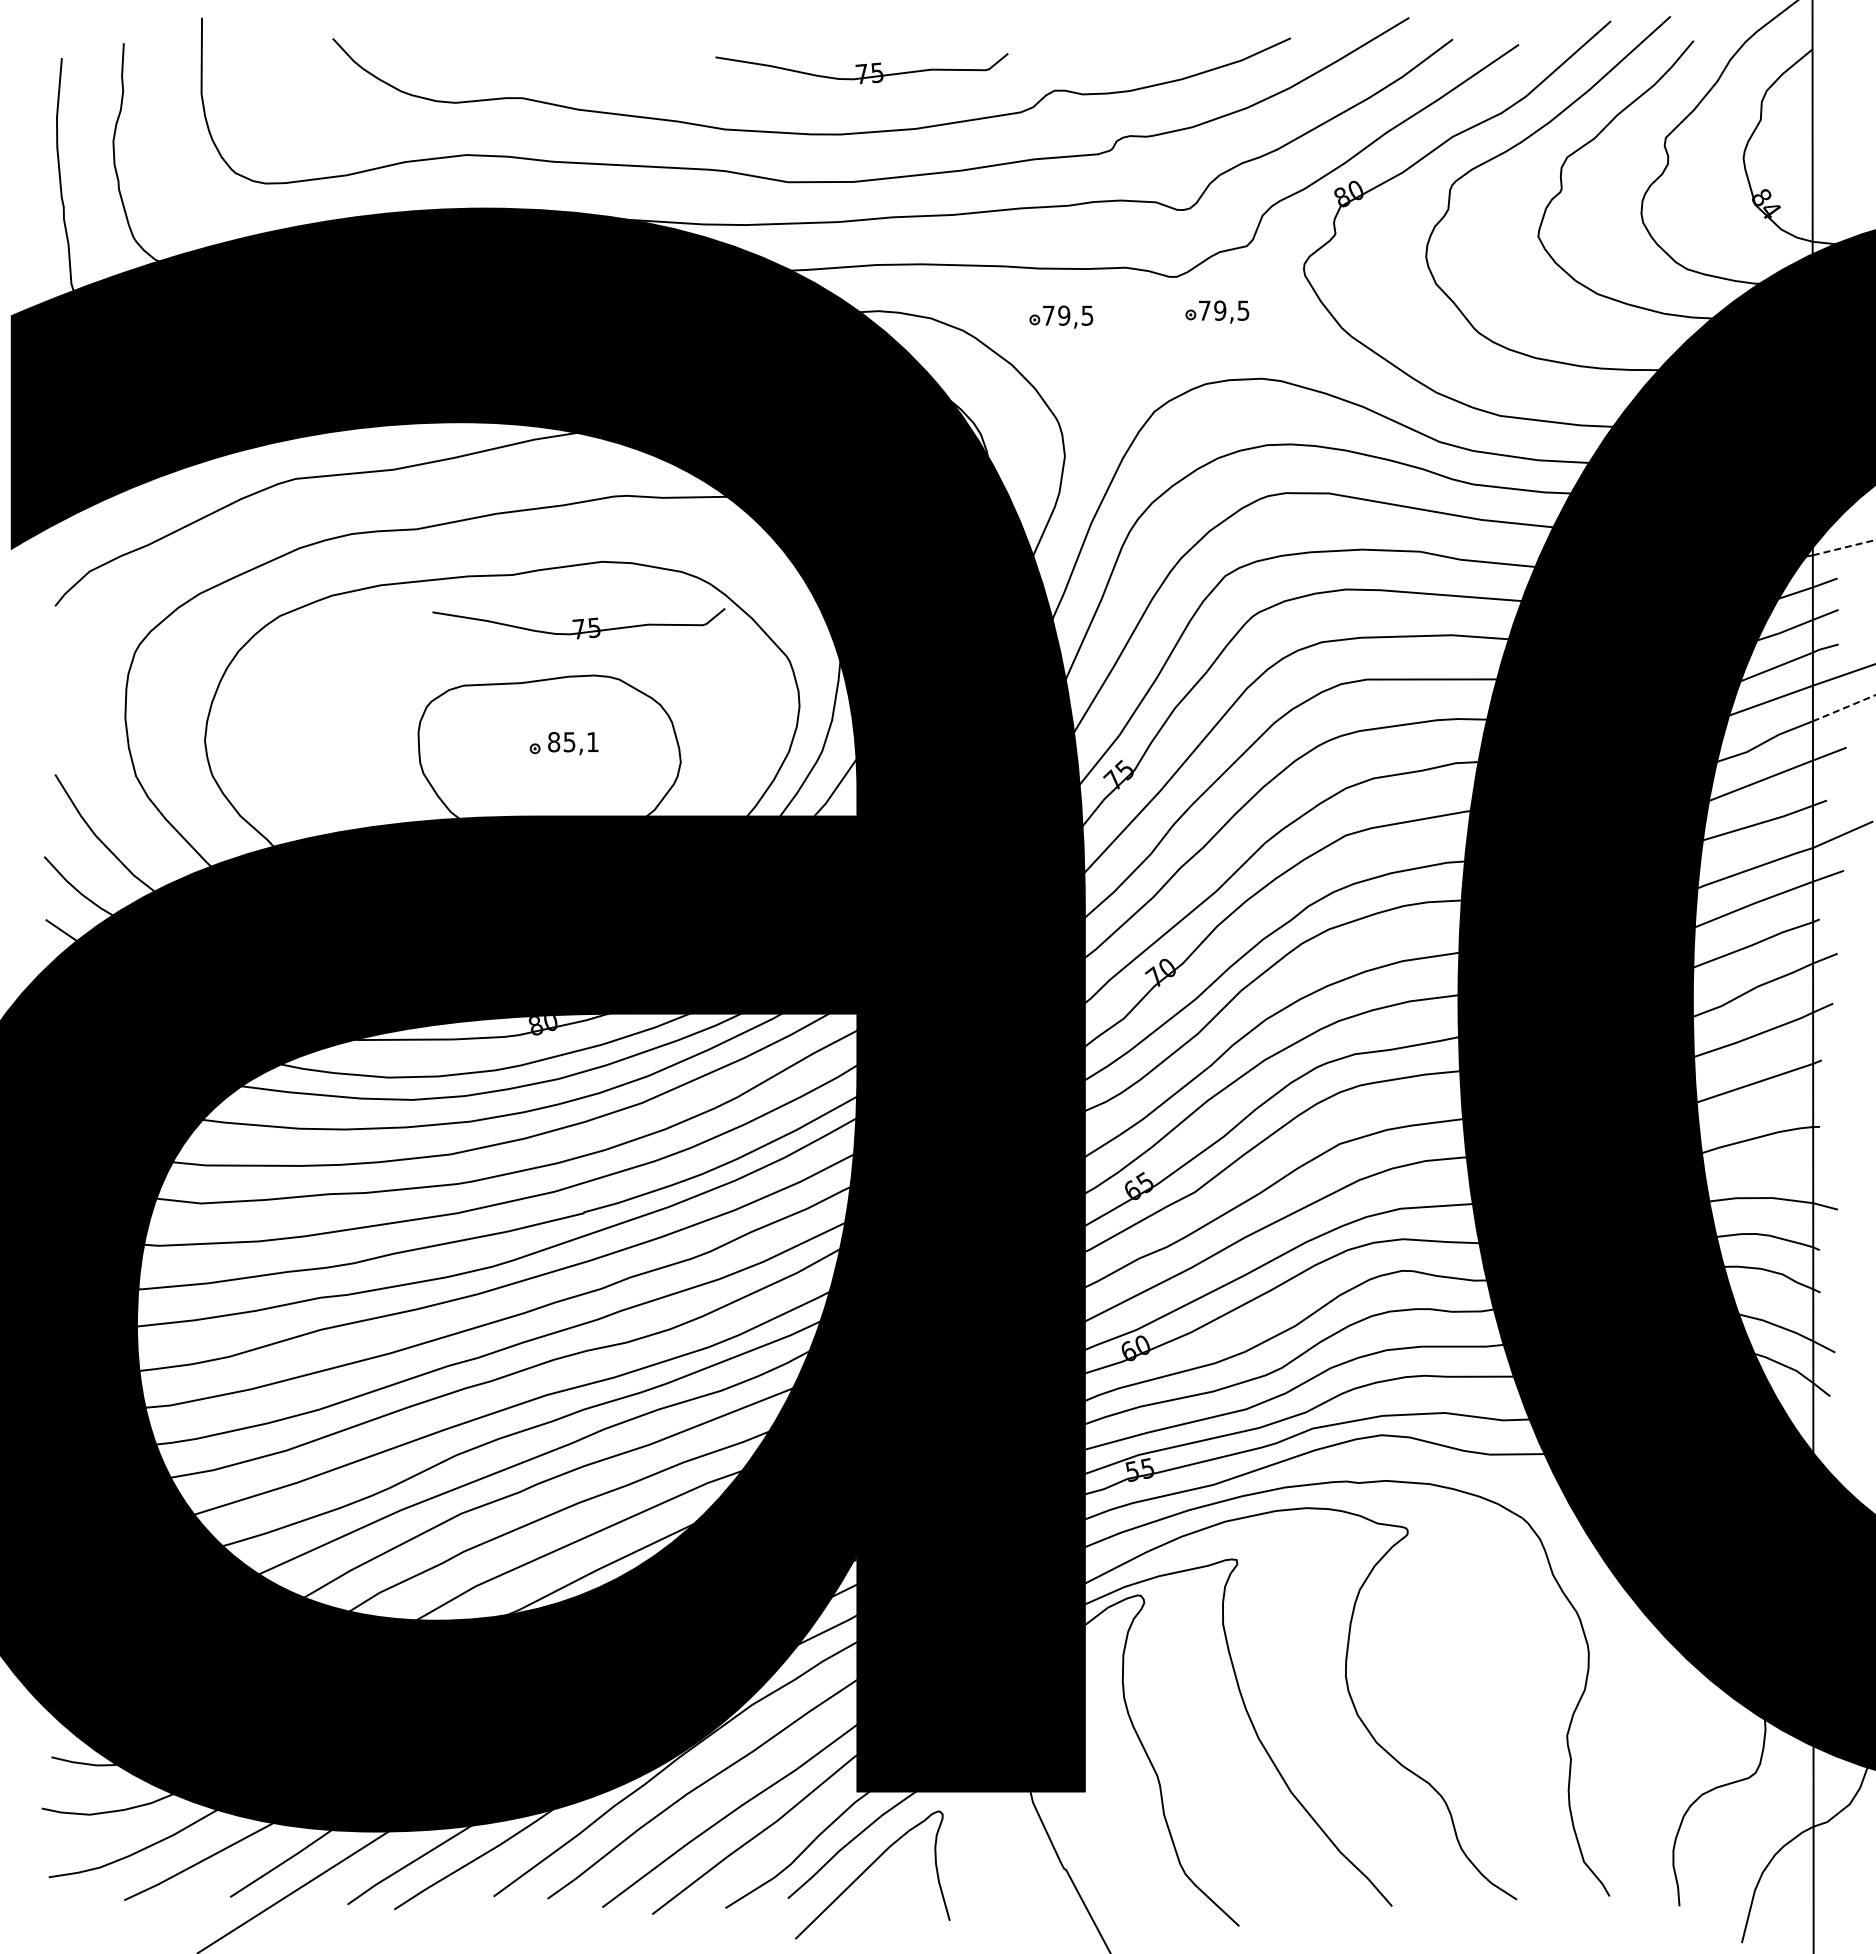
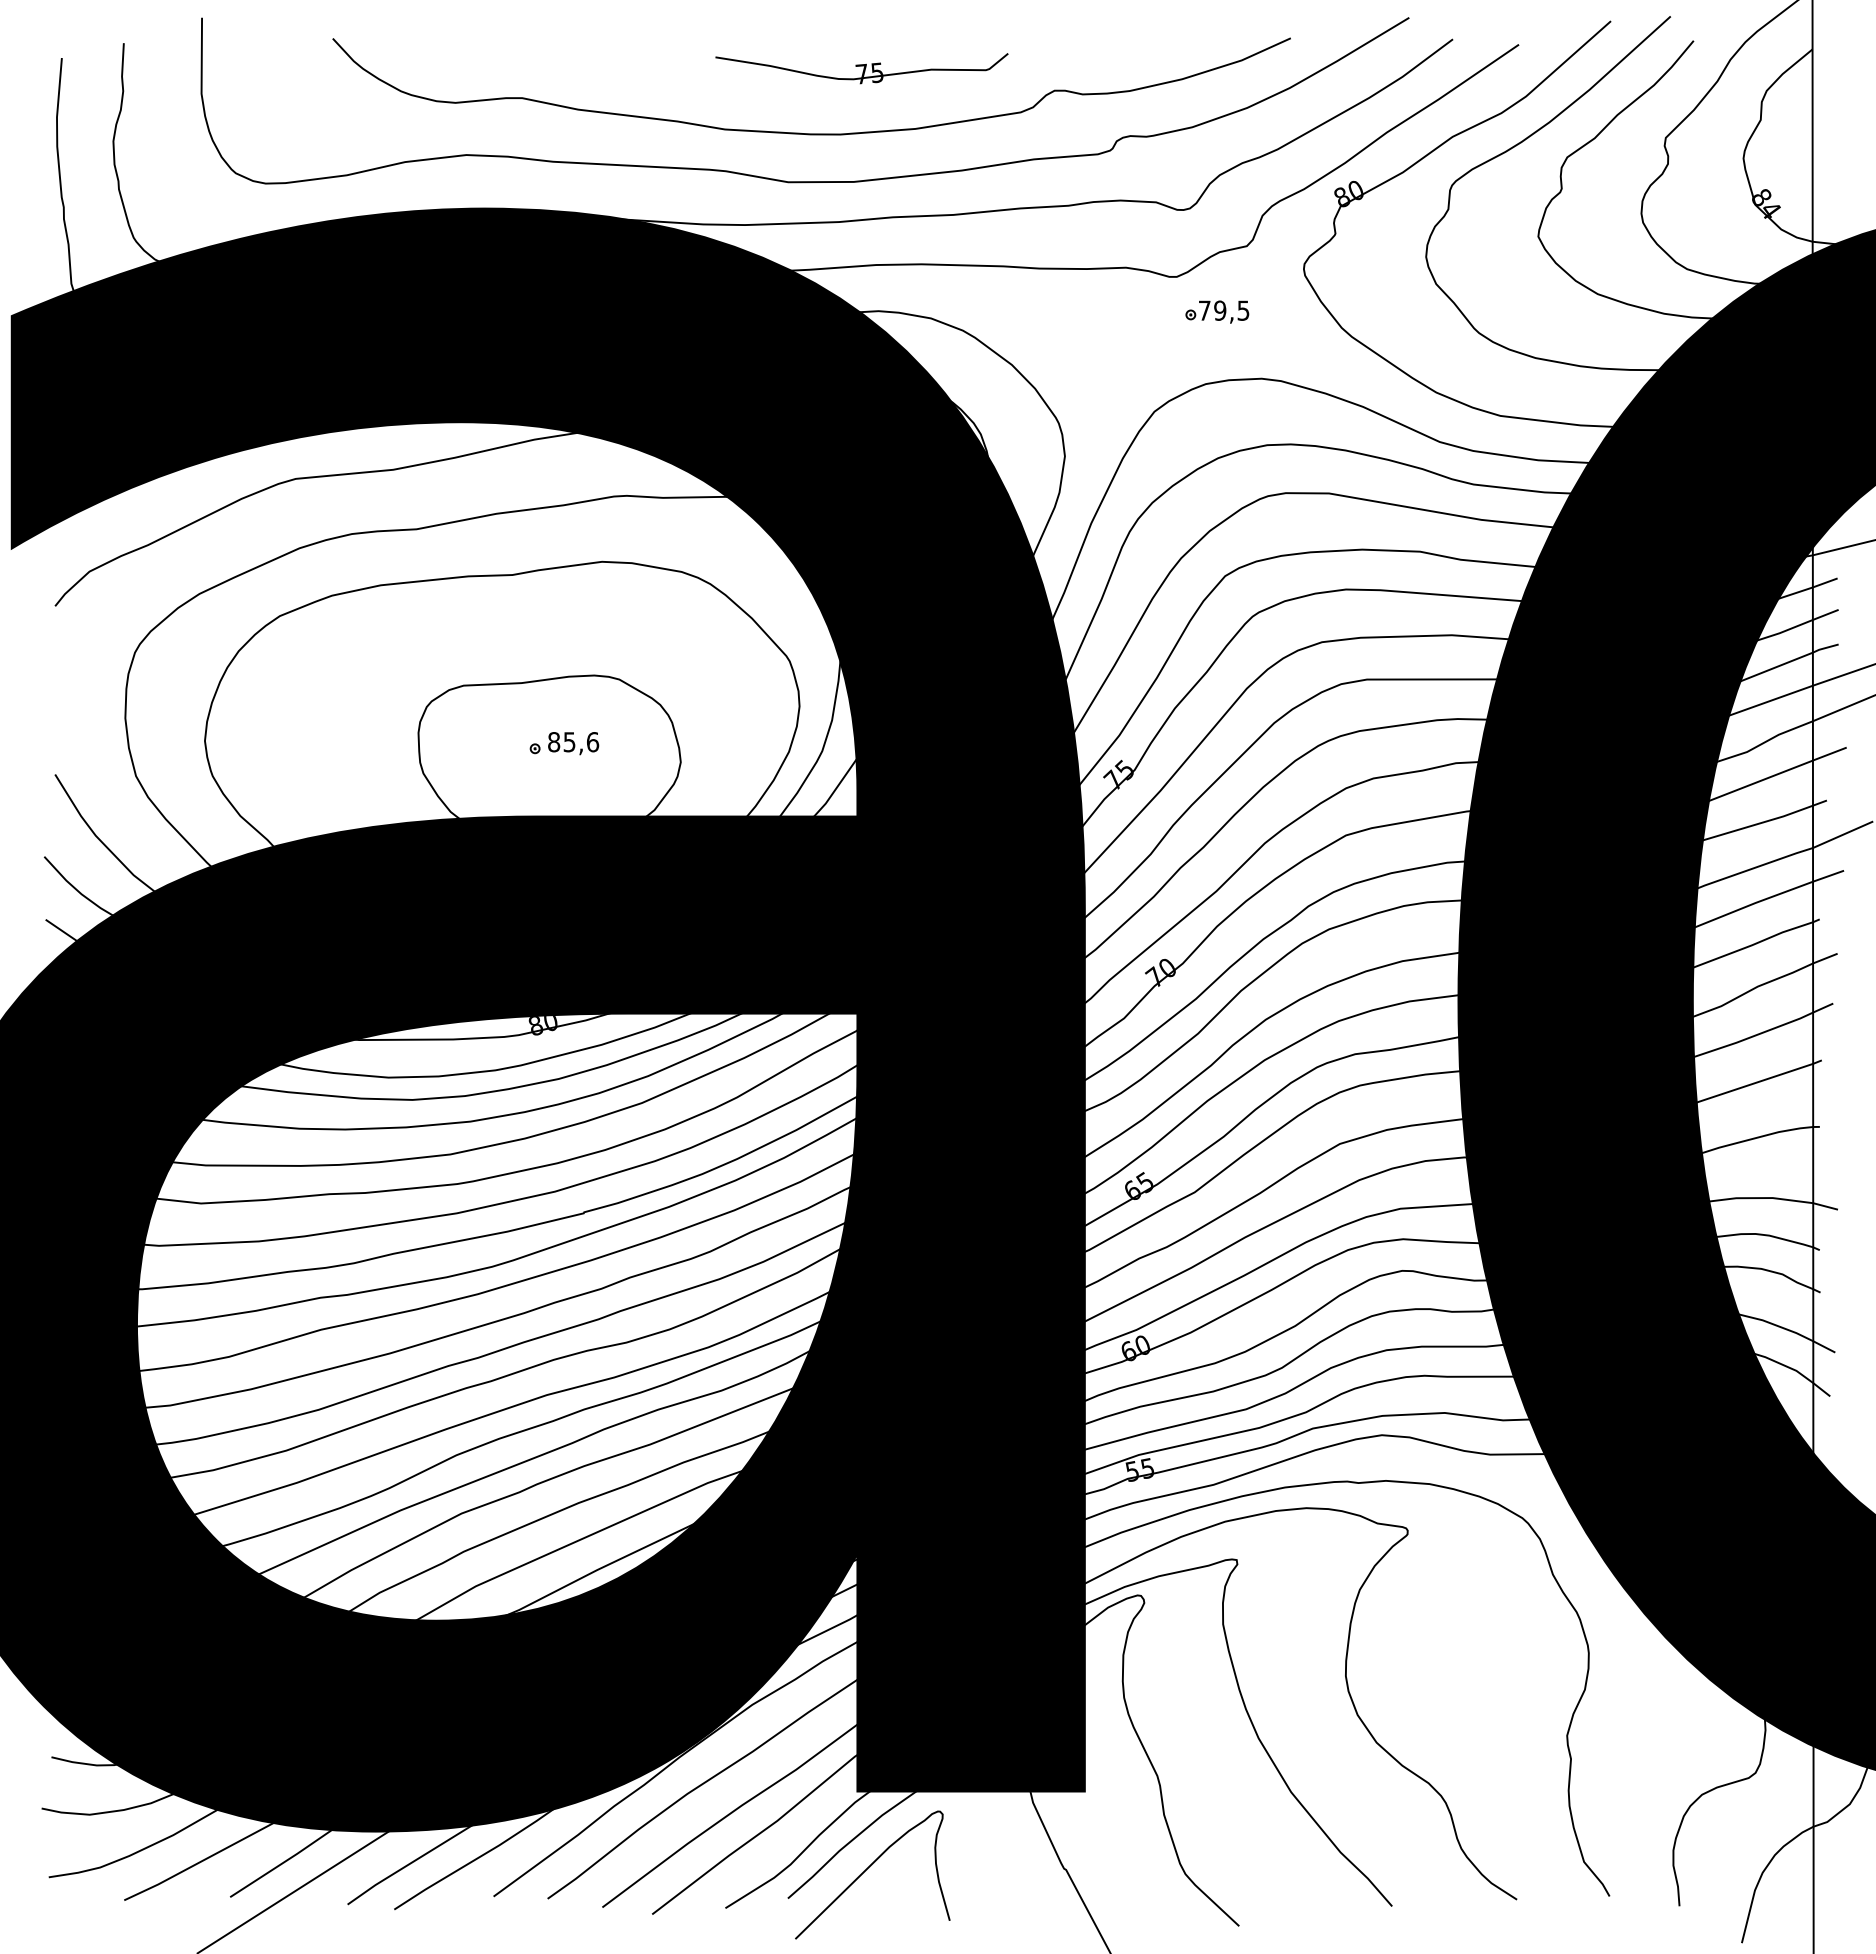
part: present -> none (1061, 316)
line: dashed -> solid (1844, 547)
part: present -> none (578, 623)
line: dashed -> solid (1844, 708)
text: 85,1 -> 85,6 (593, 742)
